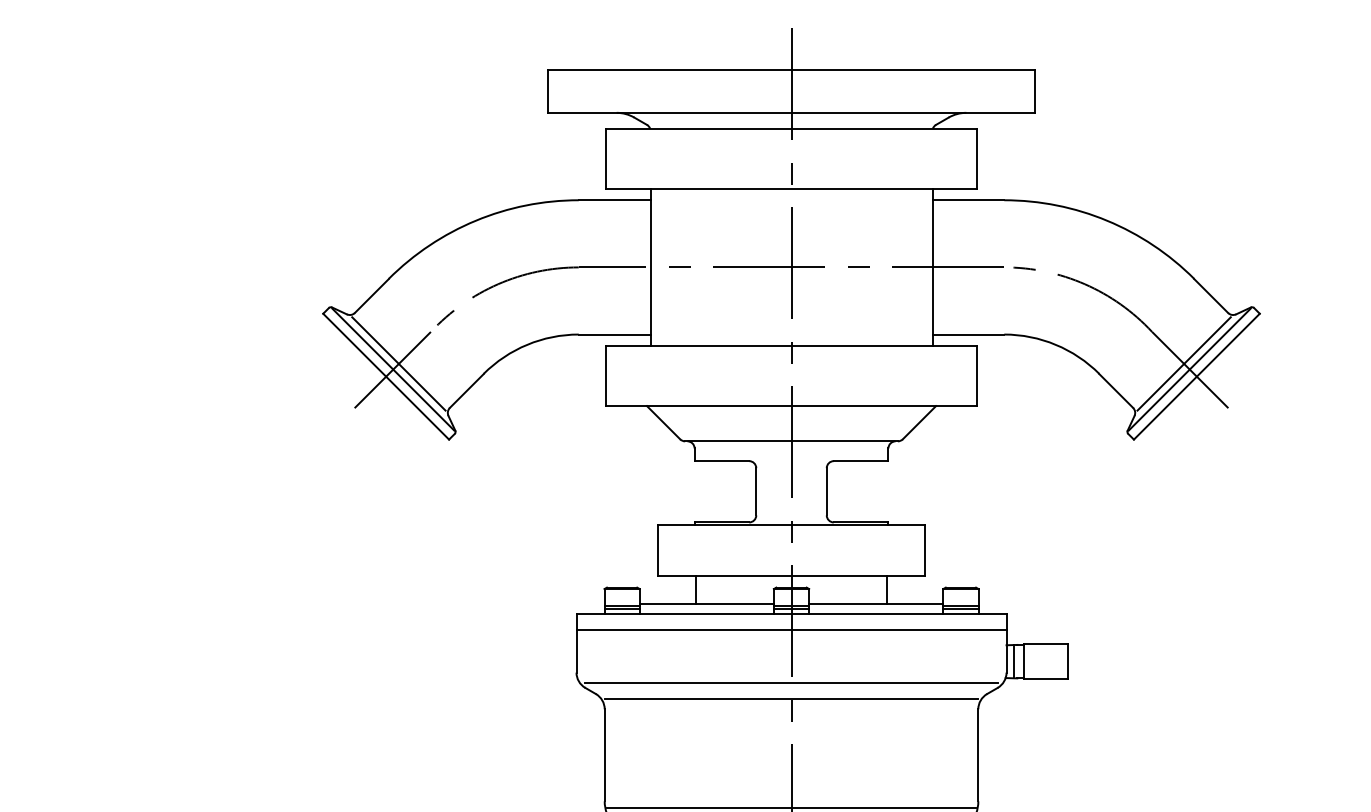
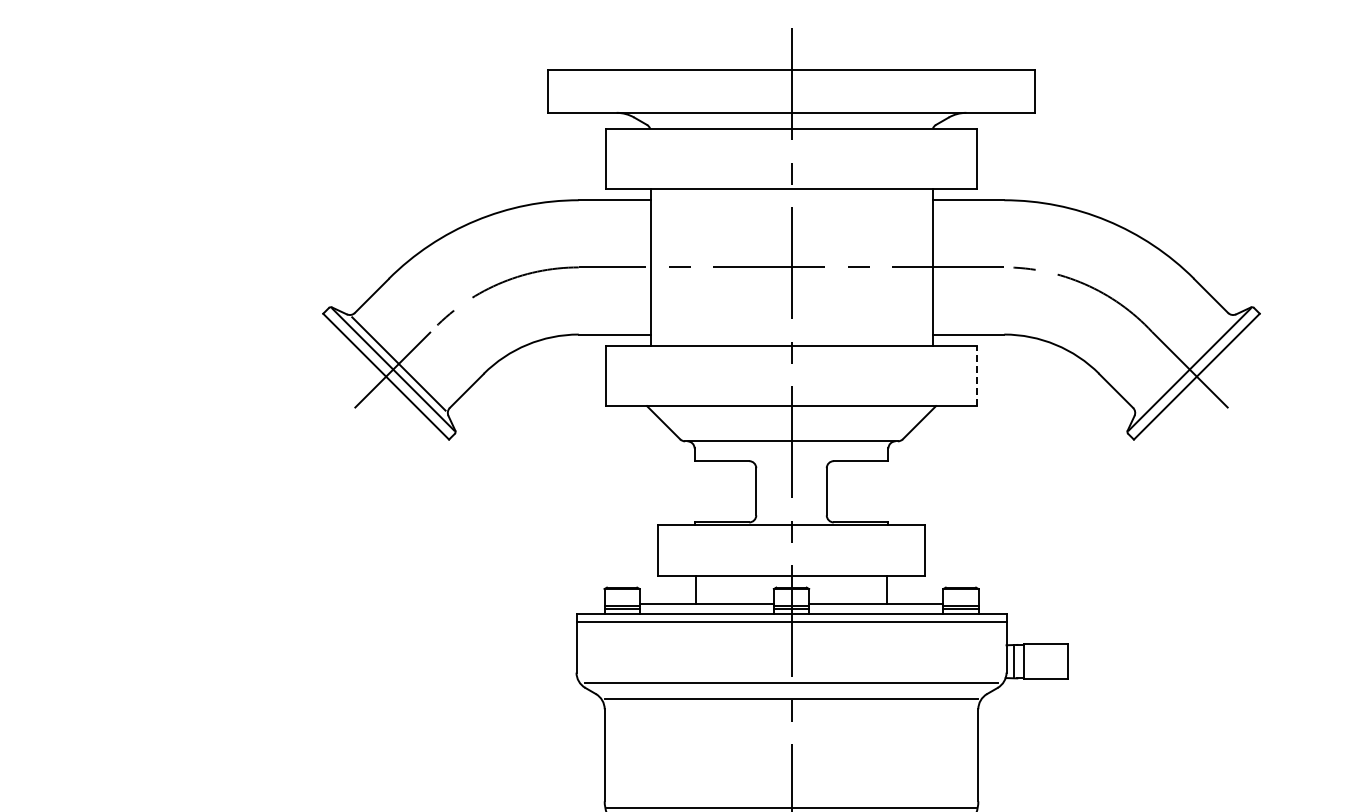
line: present -> none (1183, 363)
line: solid -> dashed (976, 376)
line position: (791, 629) -> (791, 621) (791, 621)
